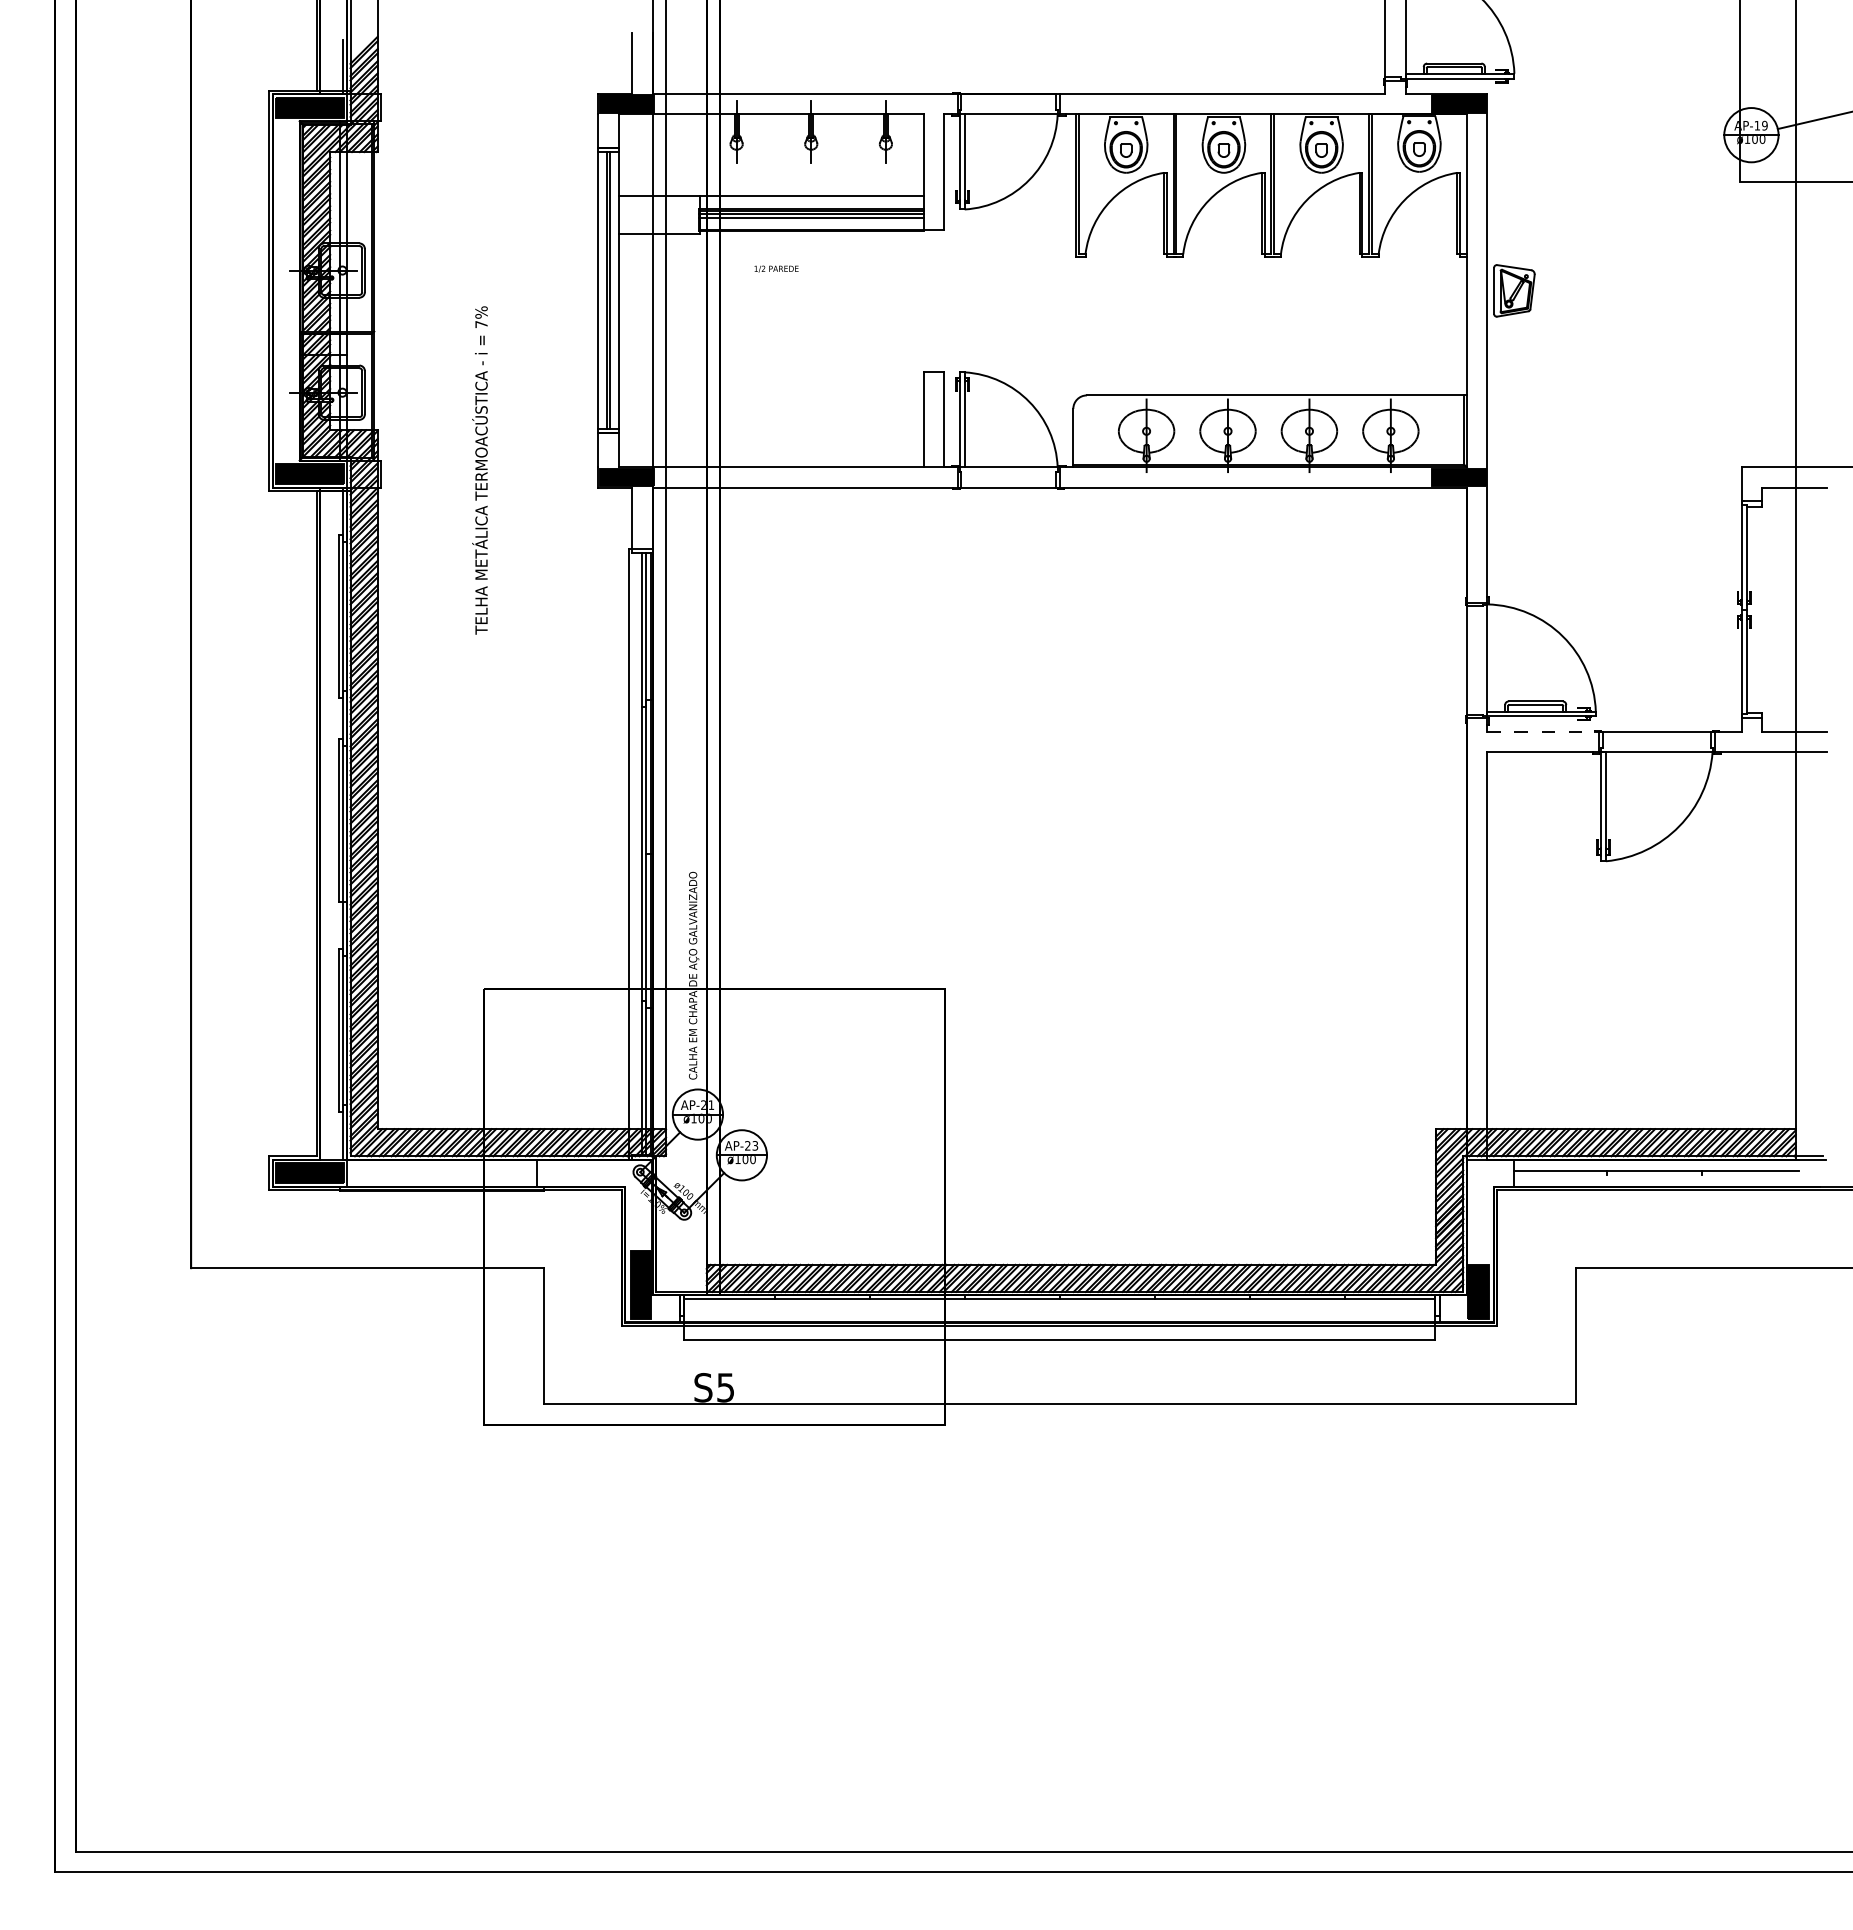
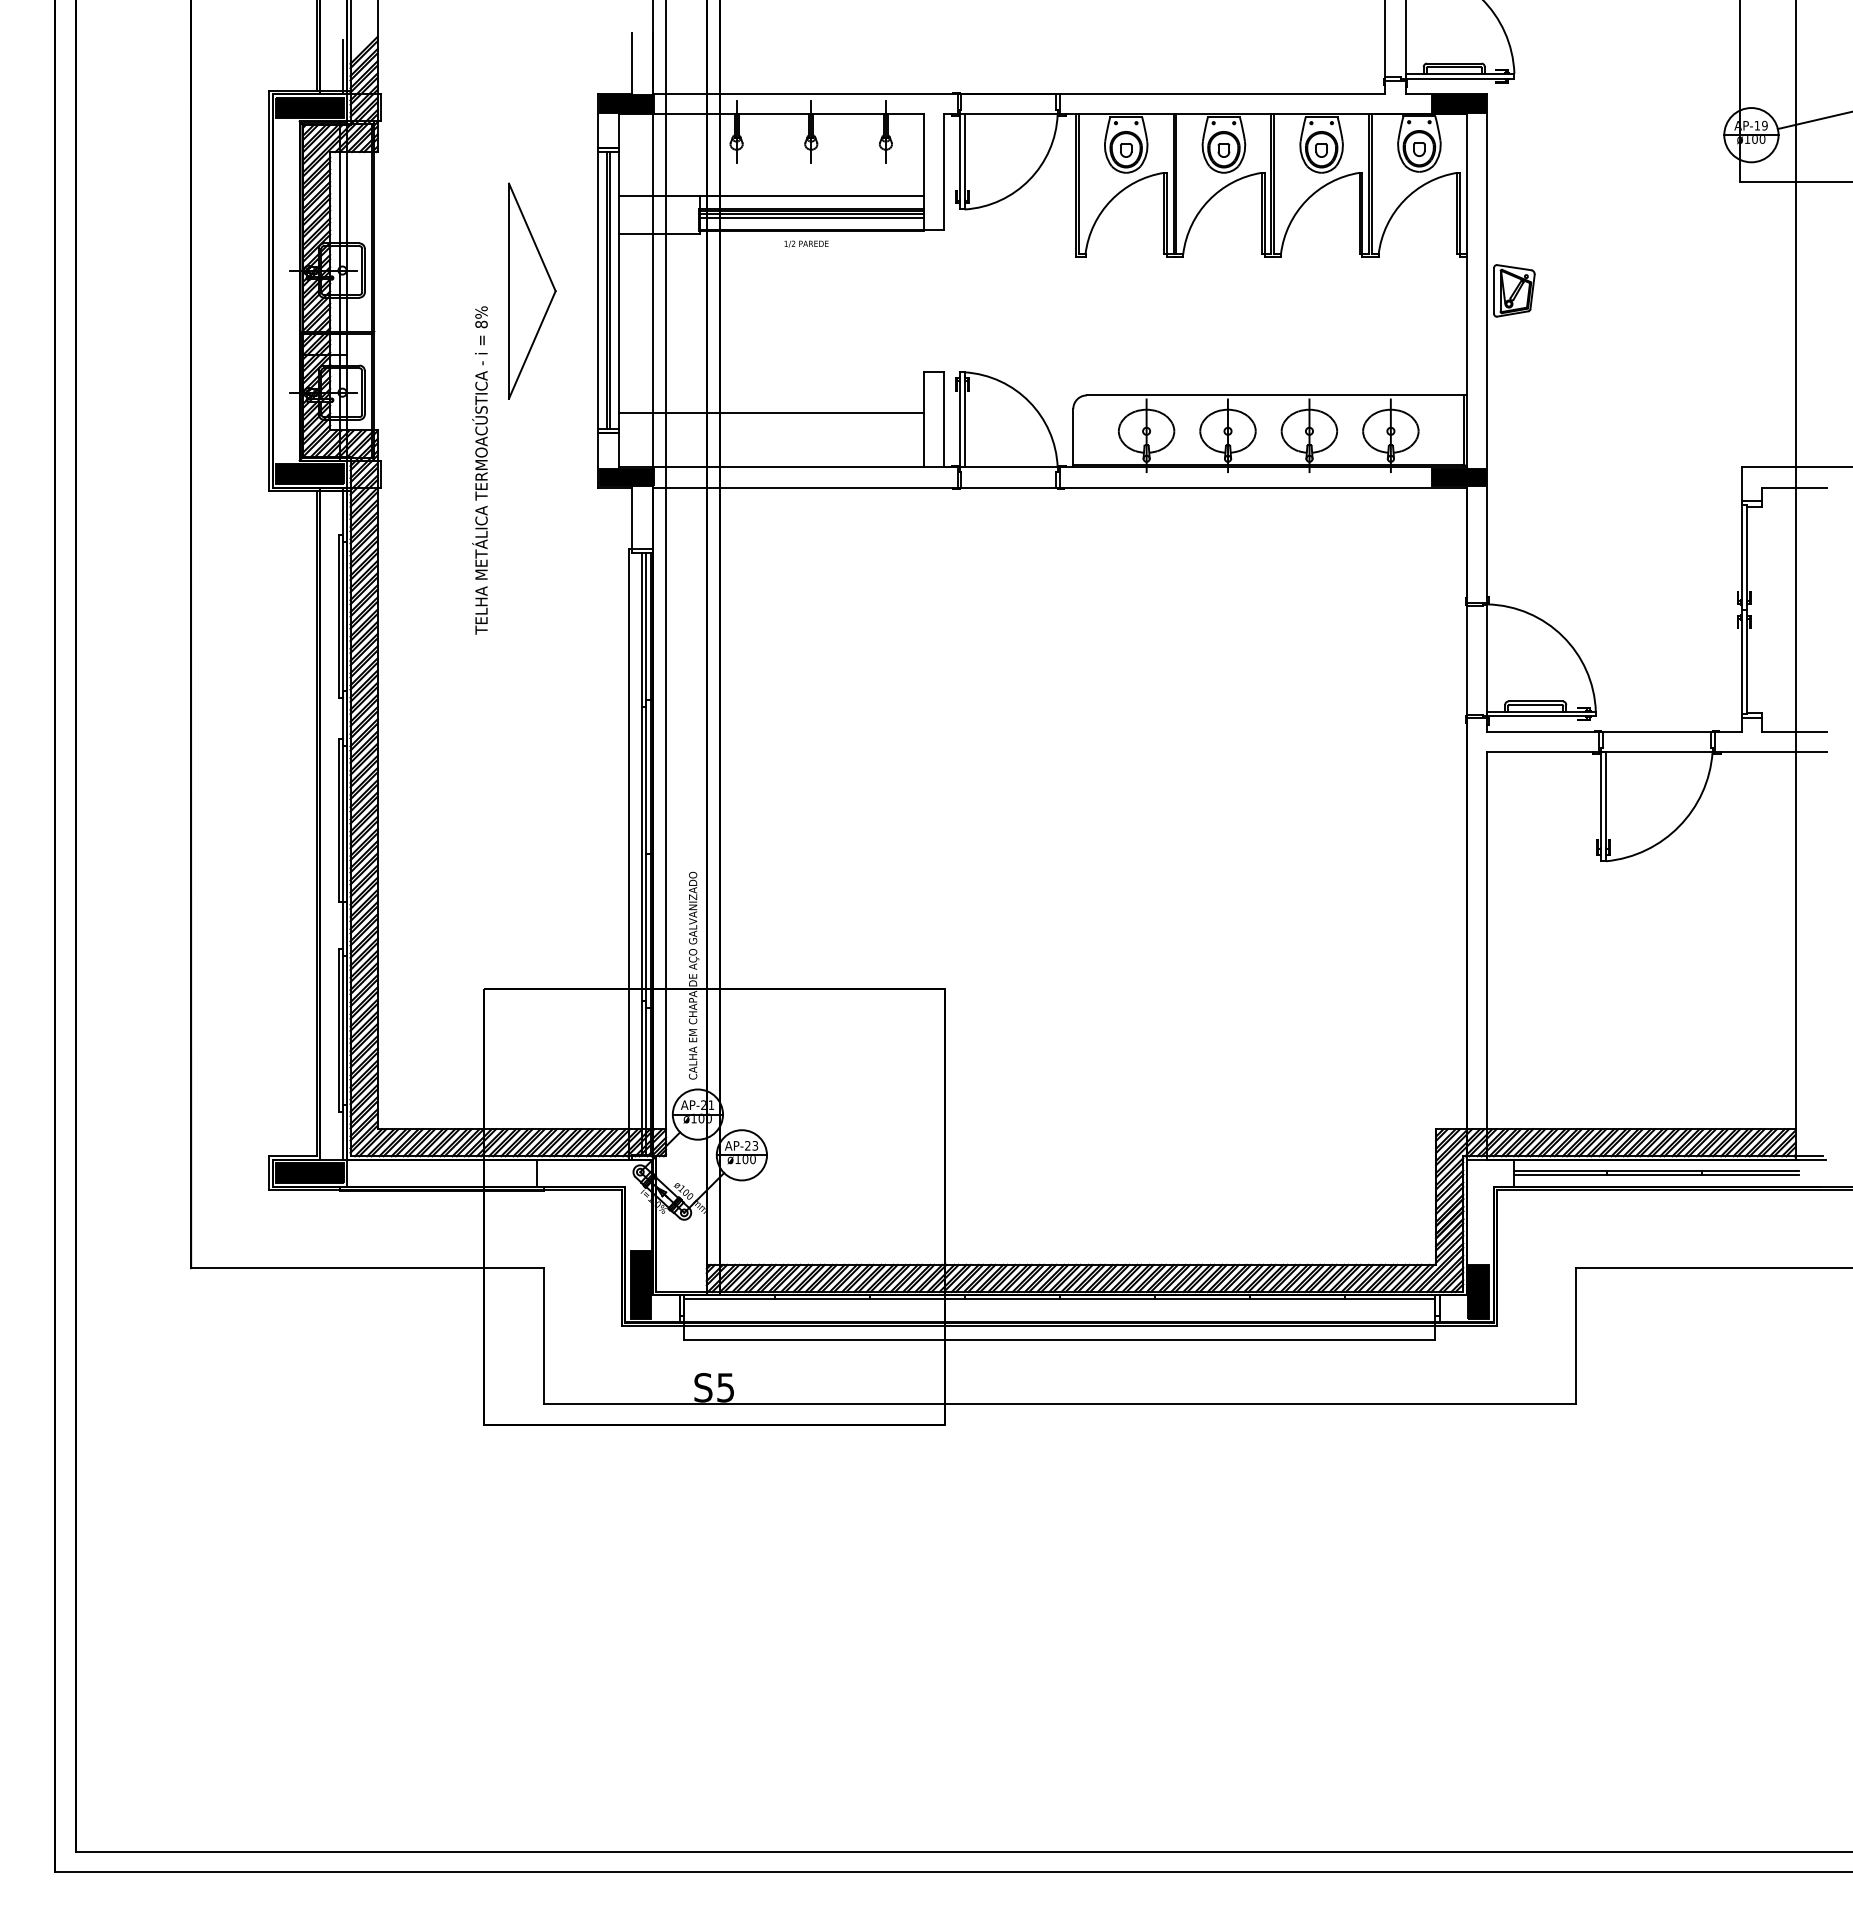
text position: (776, 268) -> (806, 243) (806, 243)
part: none -> present (532, 290)
text: 7% -> 8% (481, 324)
line: none -> present (771, 413)
line: dashed -> solid (1543, 732)
line: none -> present (1656, 1175)
